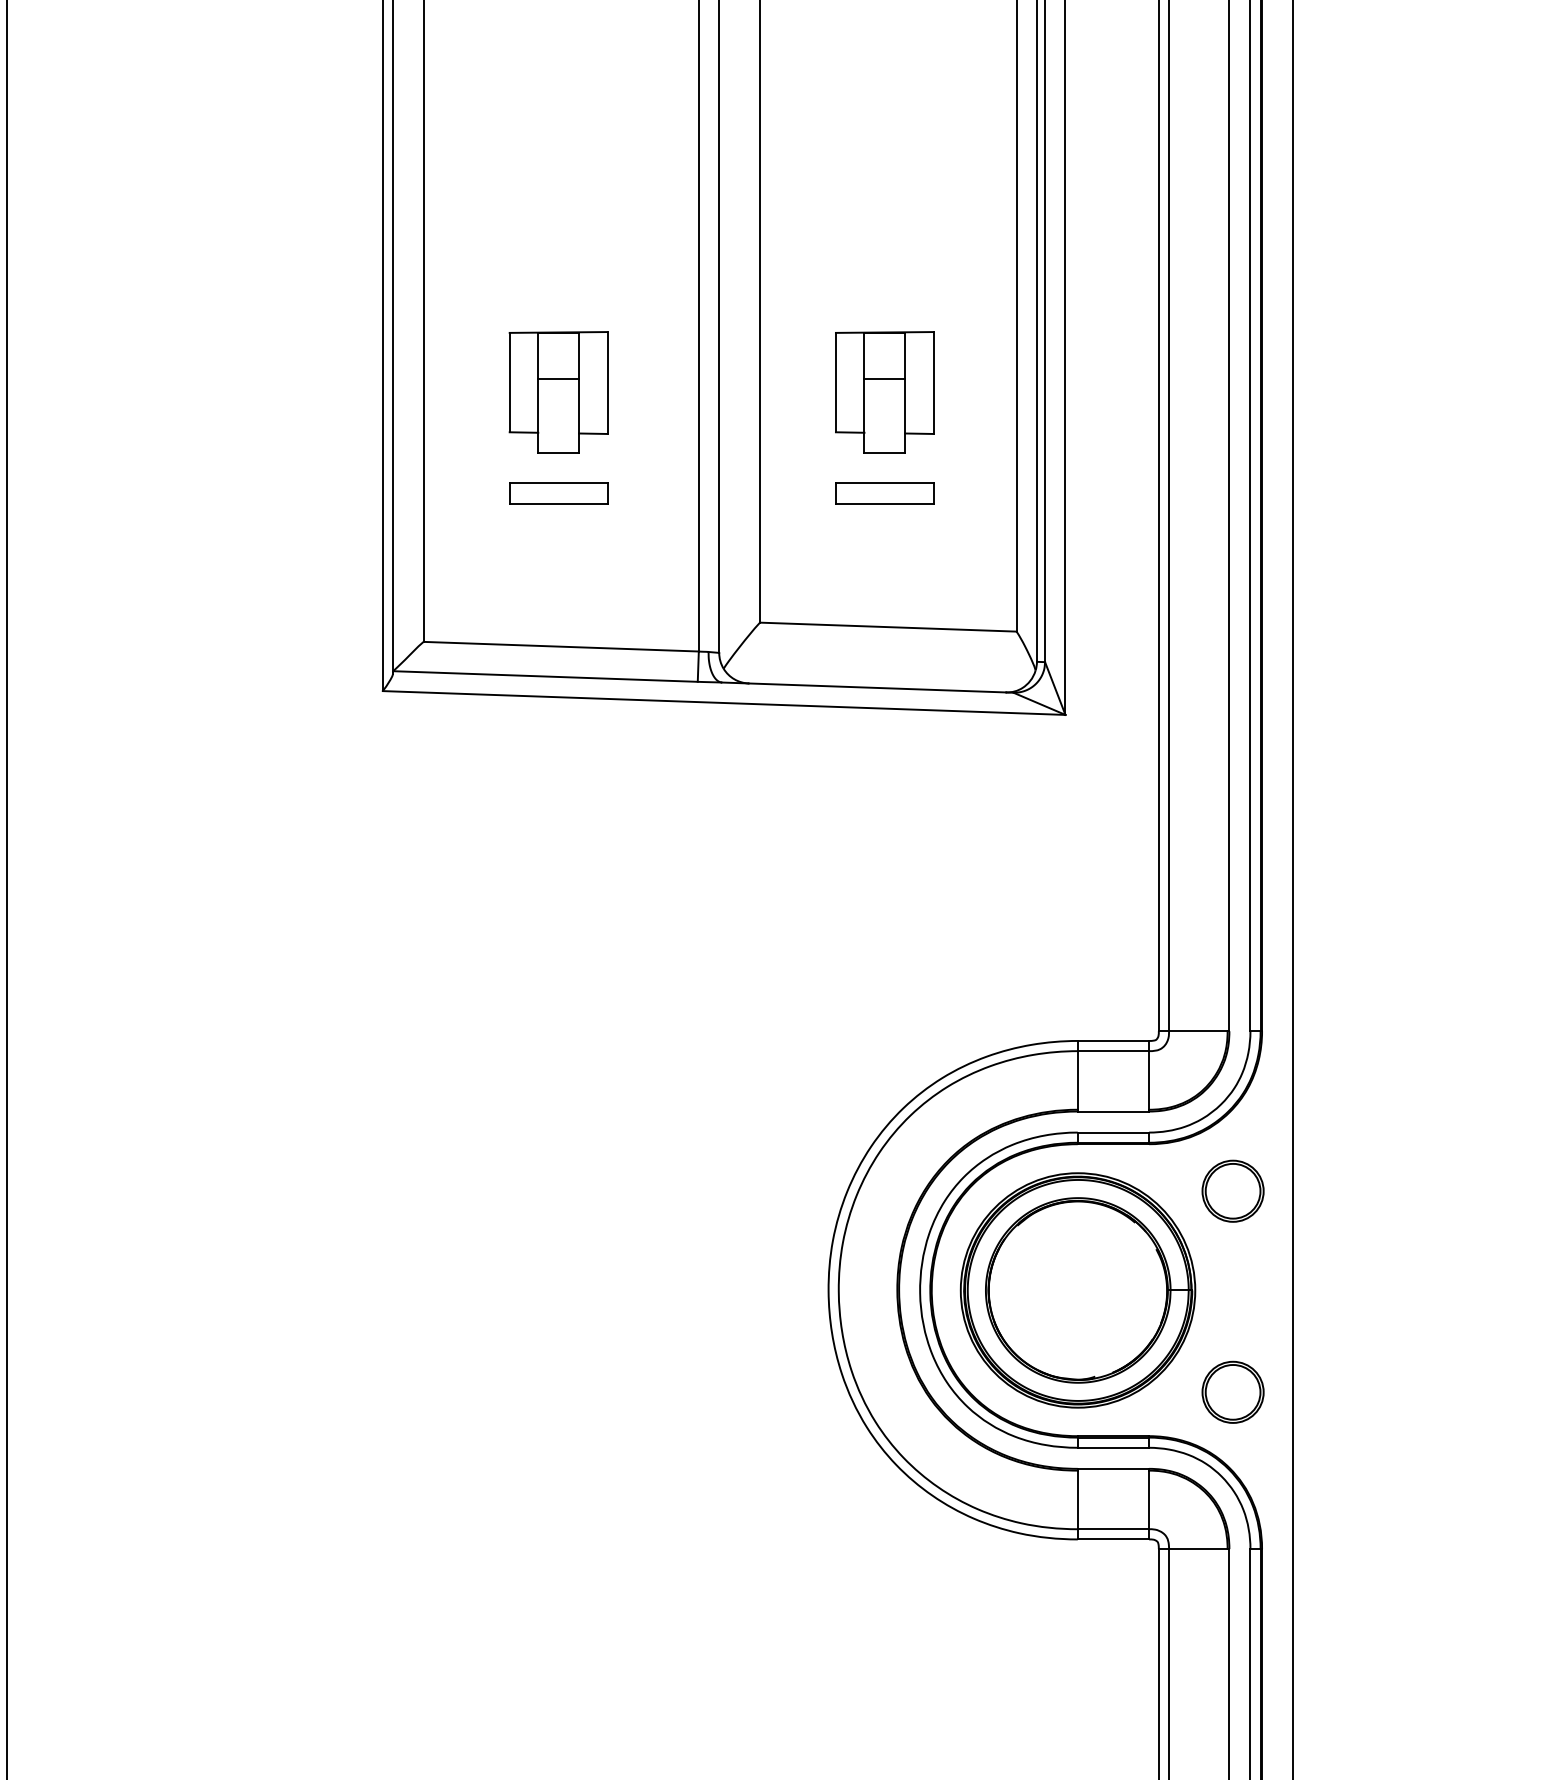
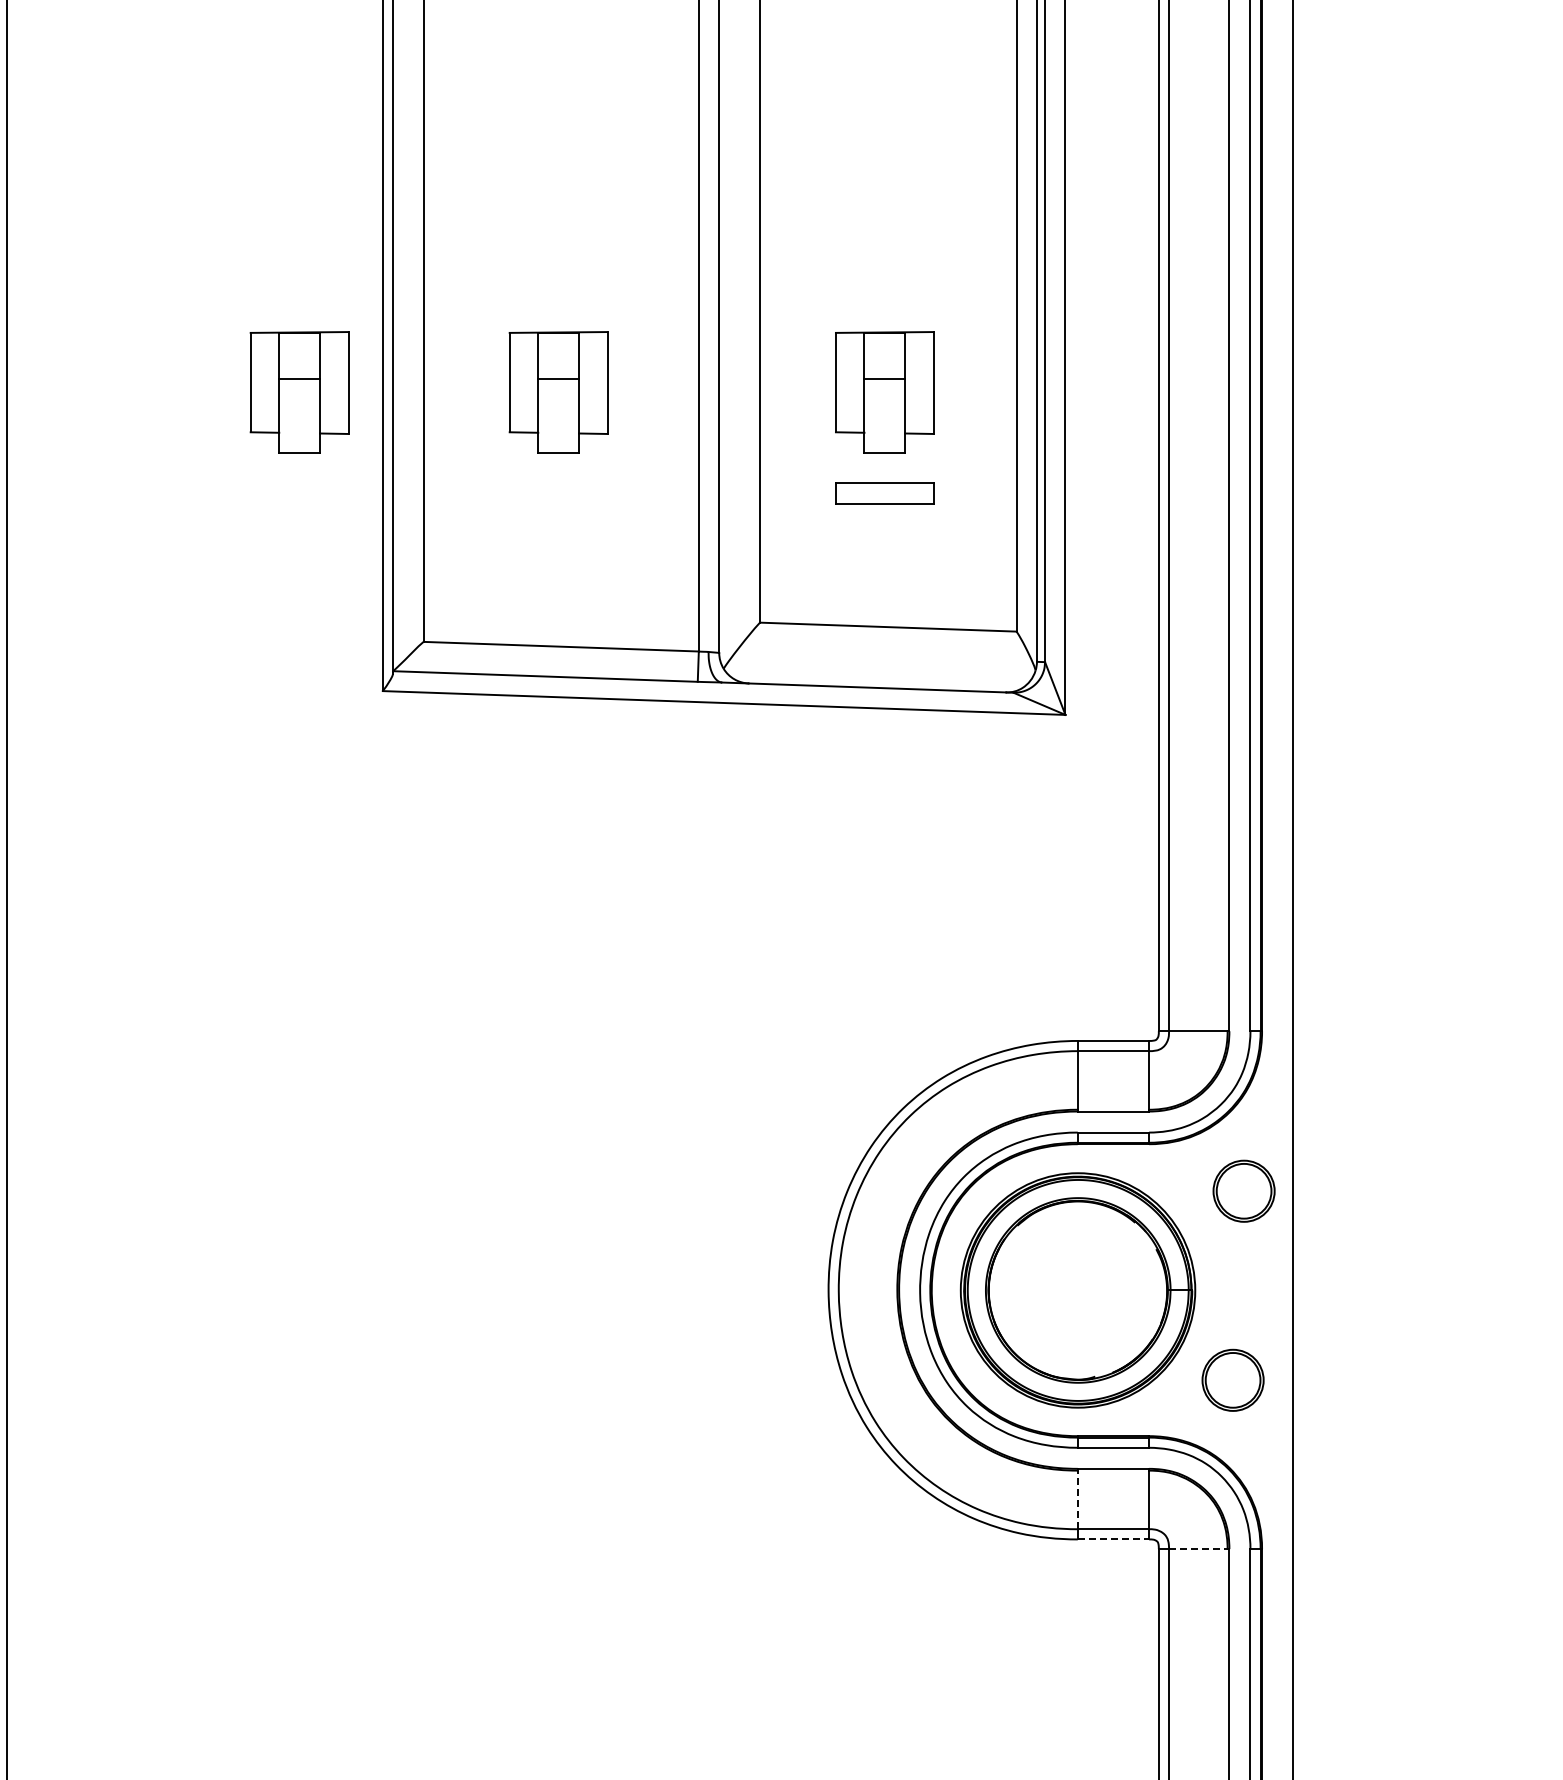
part: none -> present (299, 392)
part: present -> none (558, 493)
part position: (1232, 1190) -> (1243, 1190) (1243, 1190)
part position: (1232, 1391) -> (1232, 1379) (1232, 1379)
line: solid -> dashed (1077, 1499)
line: solid -> dashed (1113, 1539)
line: solid -> dashed (1198, 1549)
